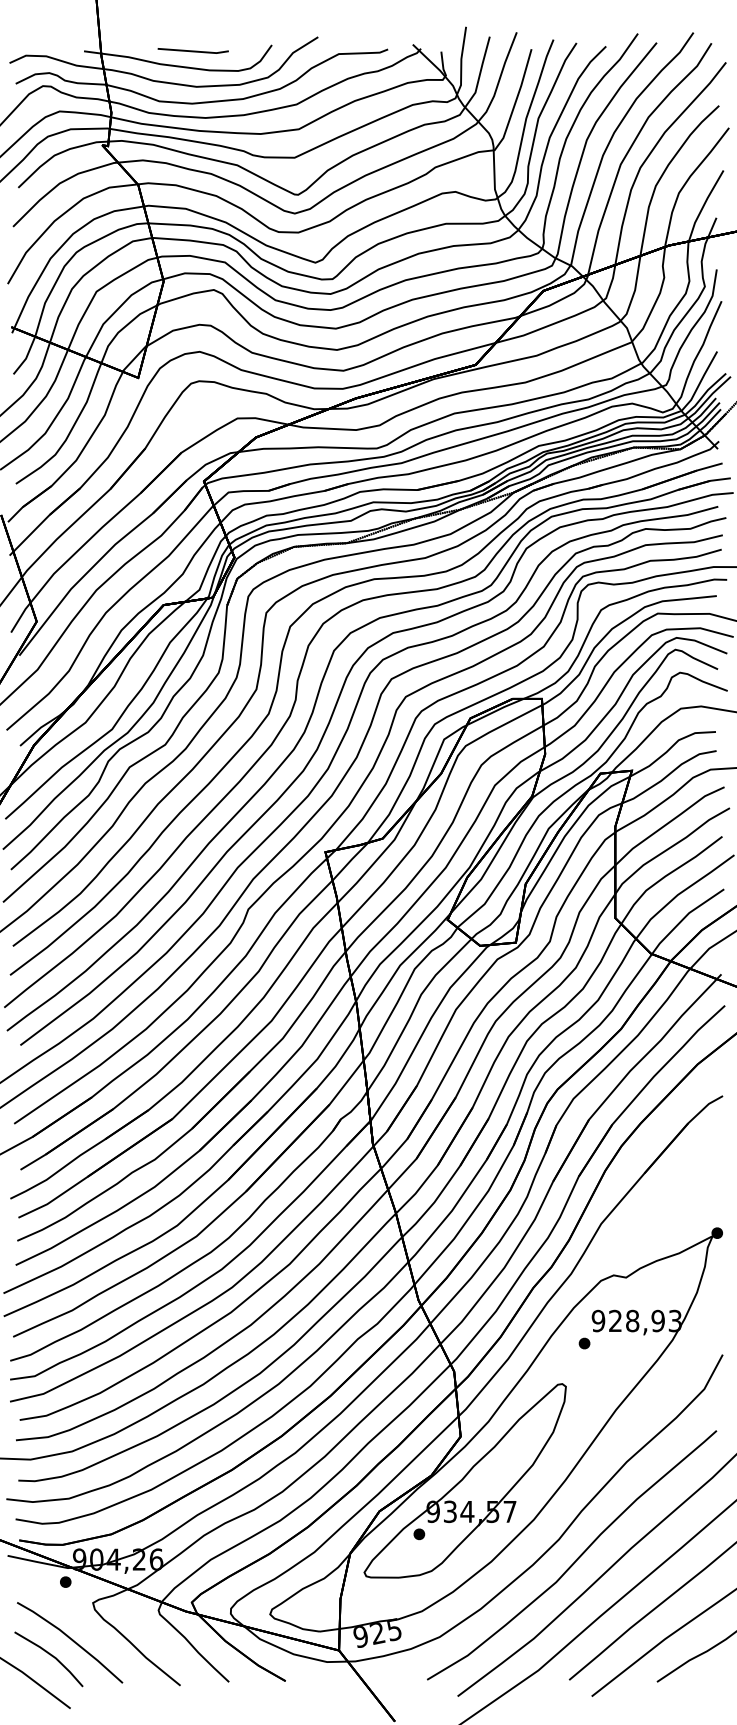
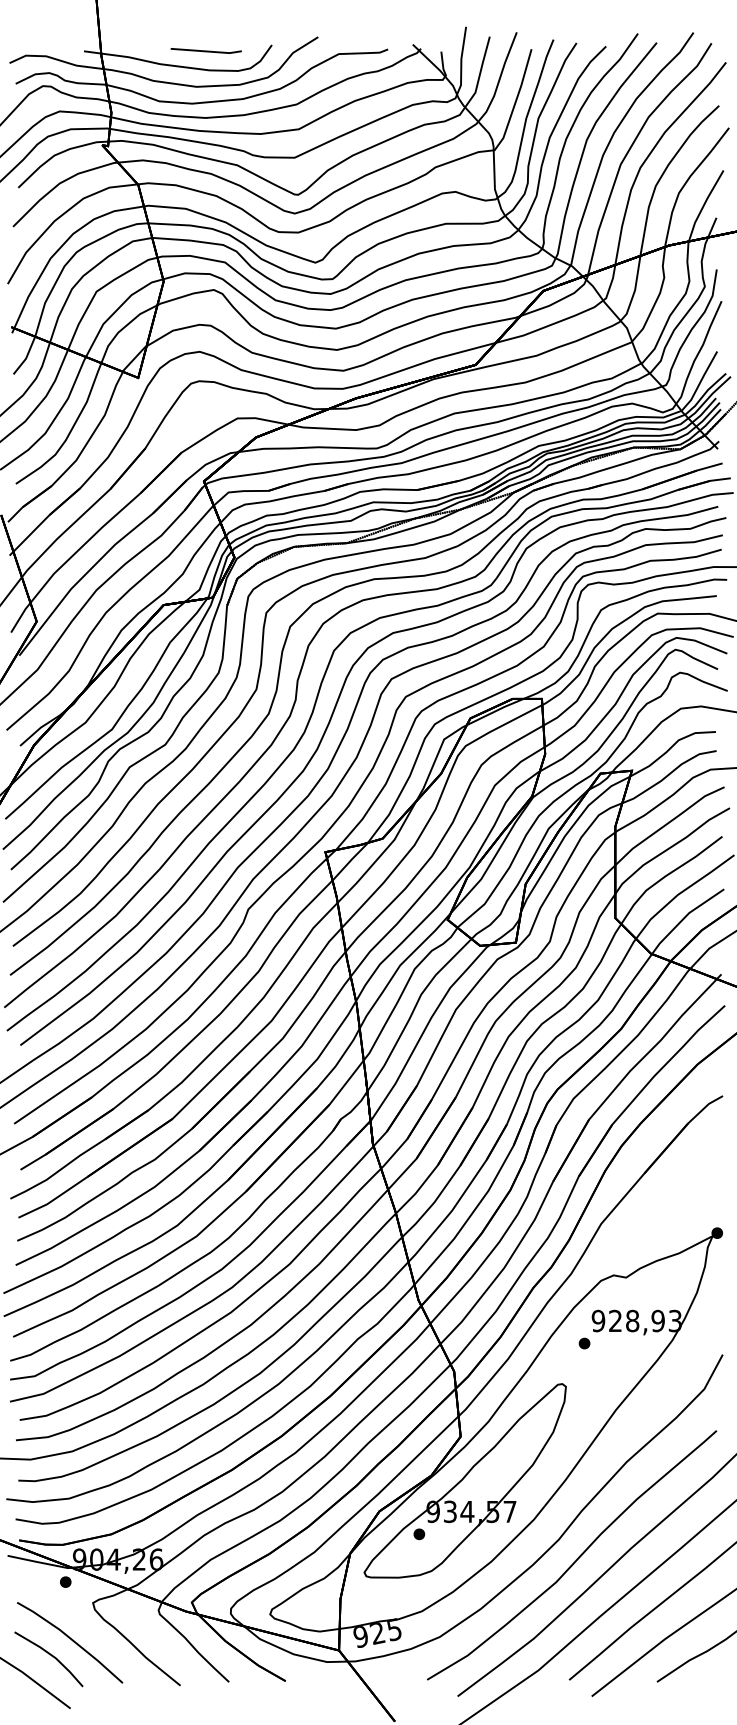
part position: (192, 50) -> (205, 50) (205, 50)
